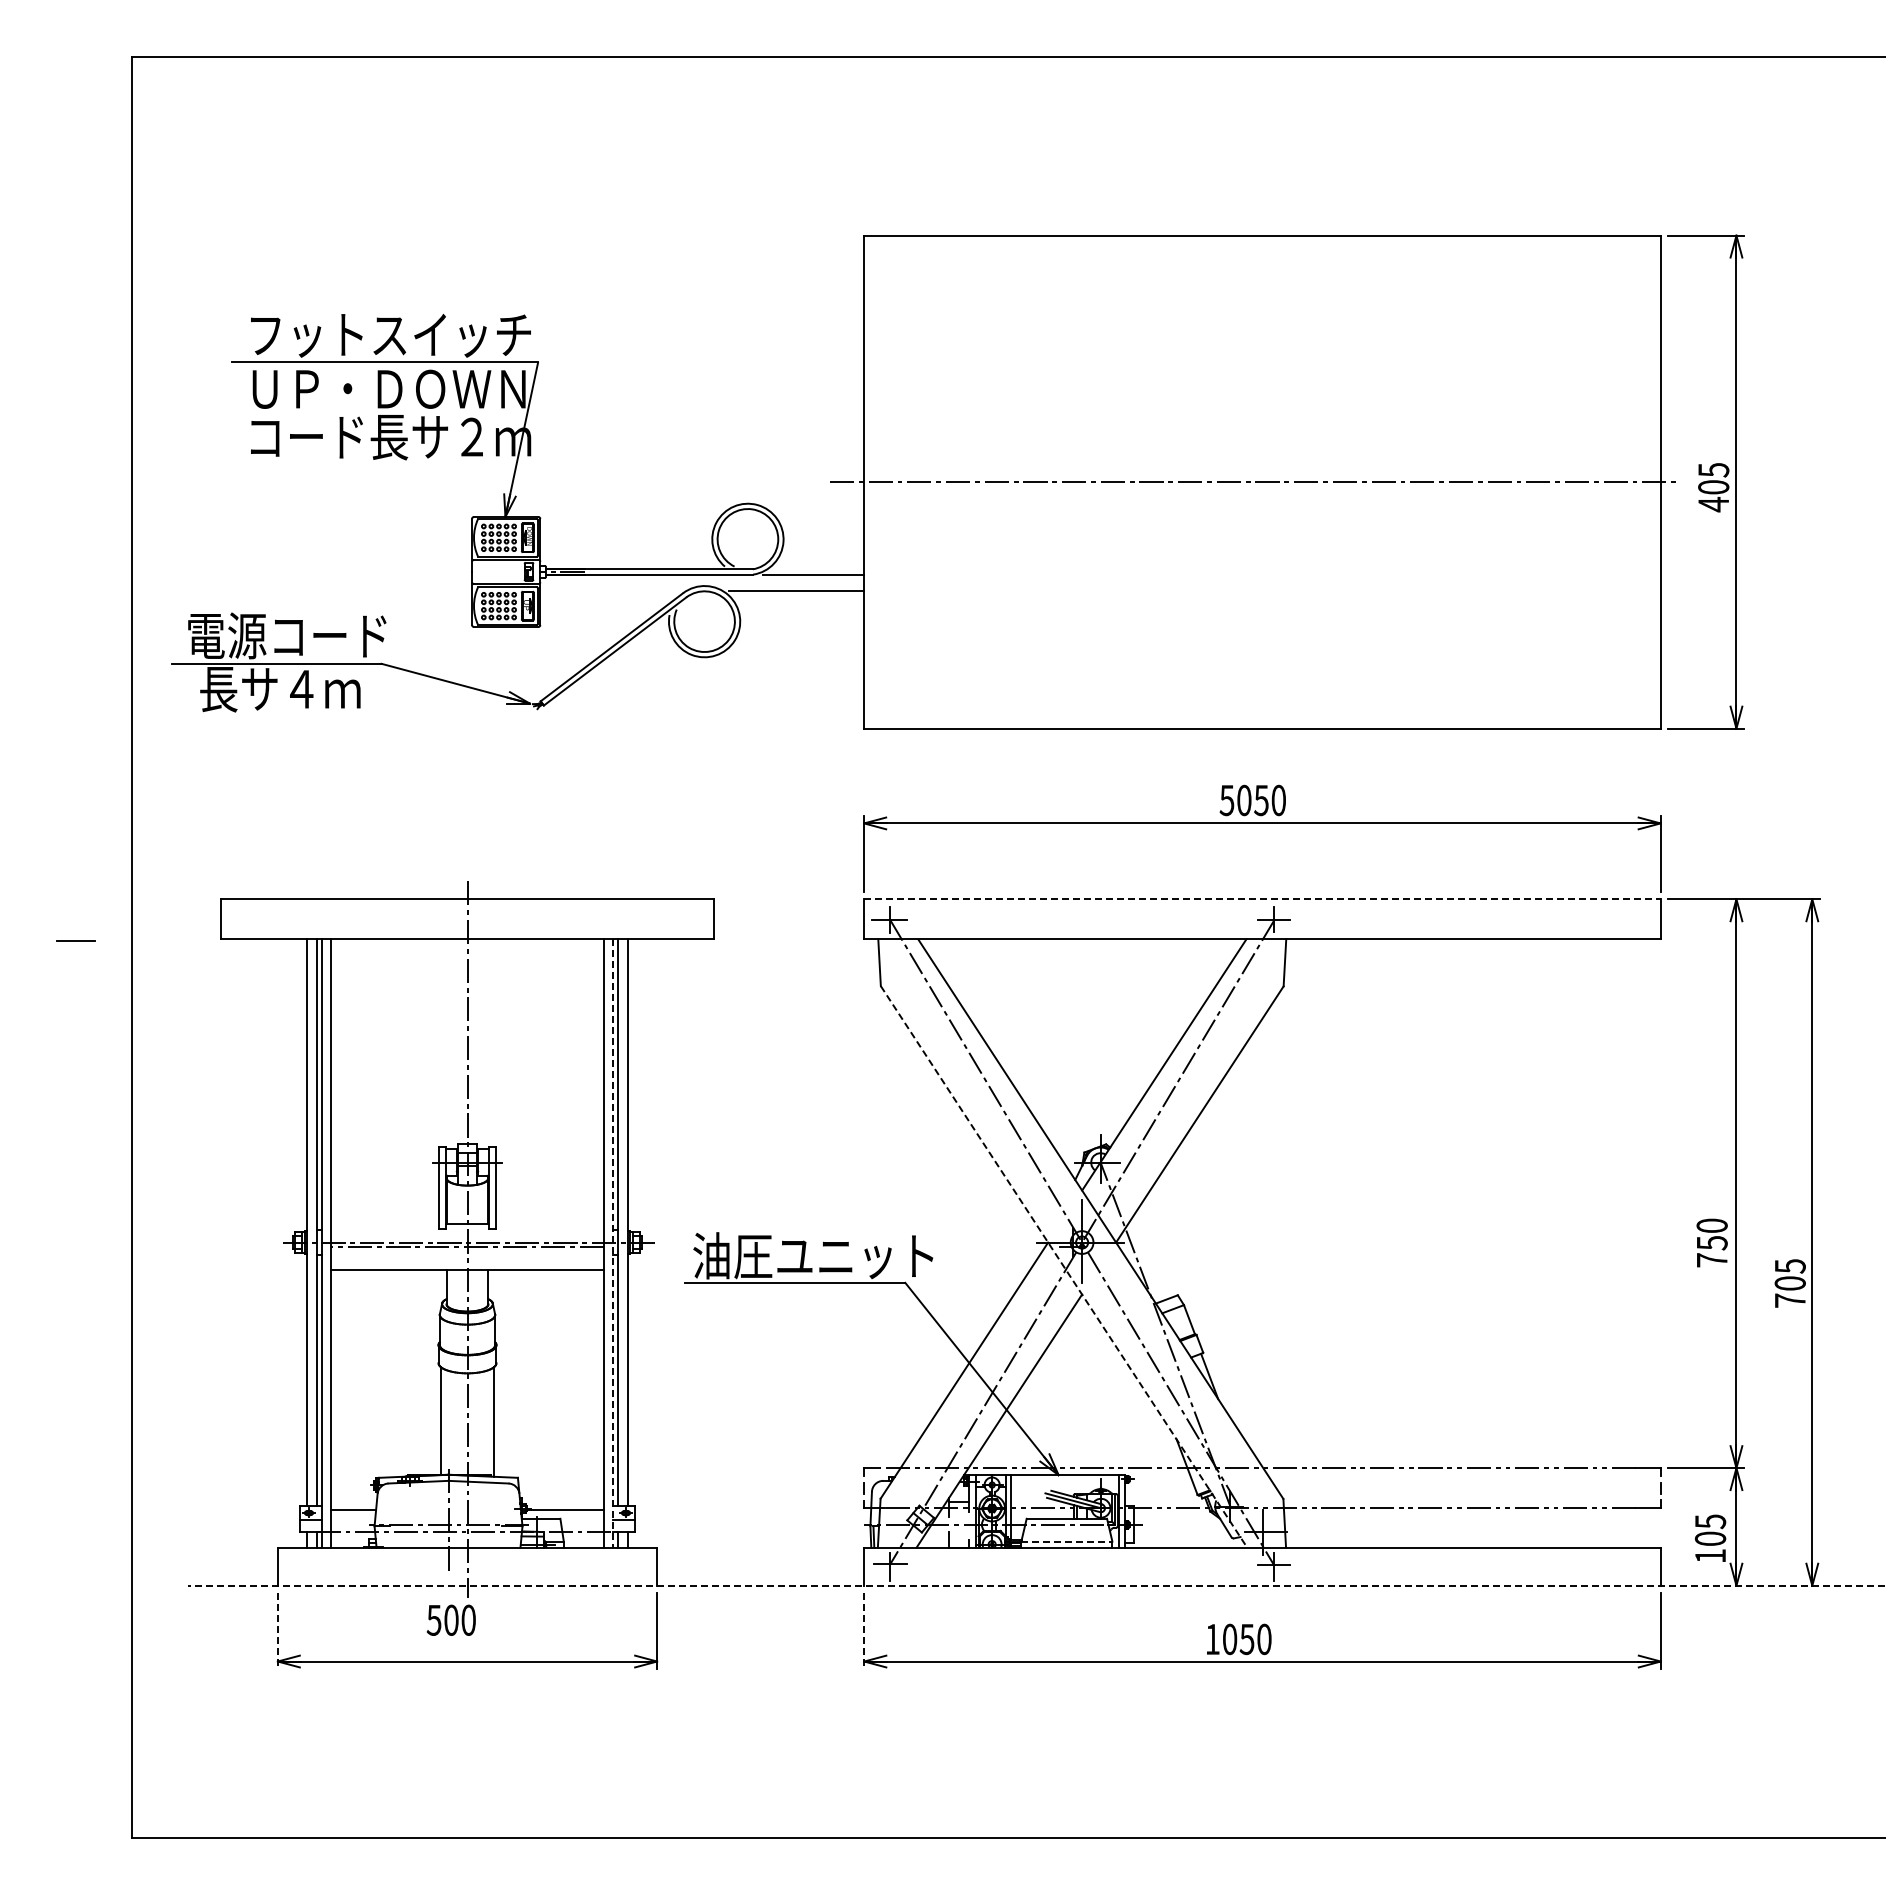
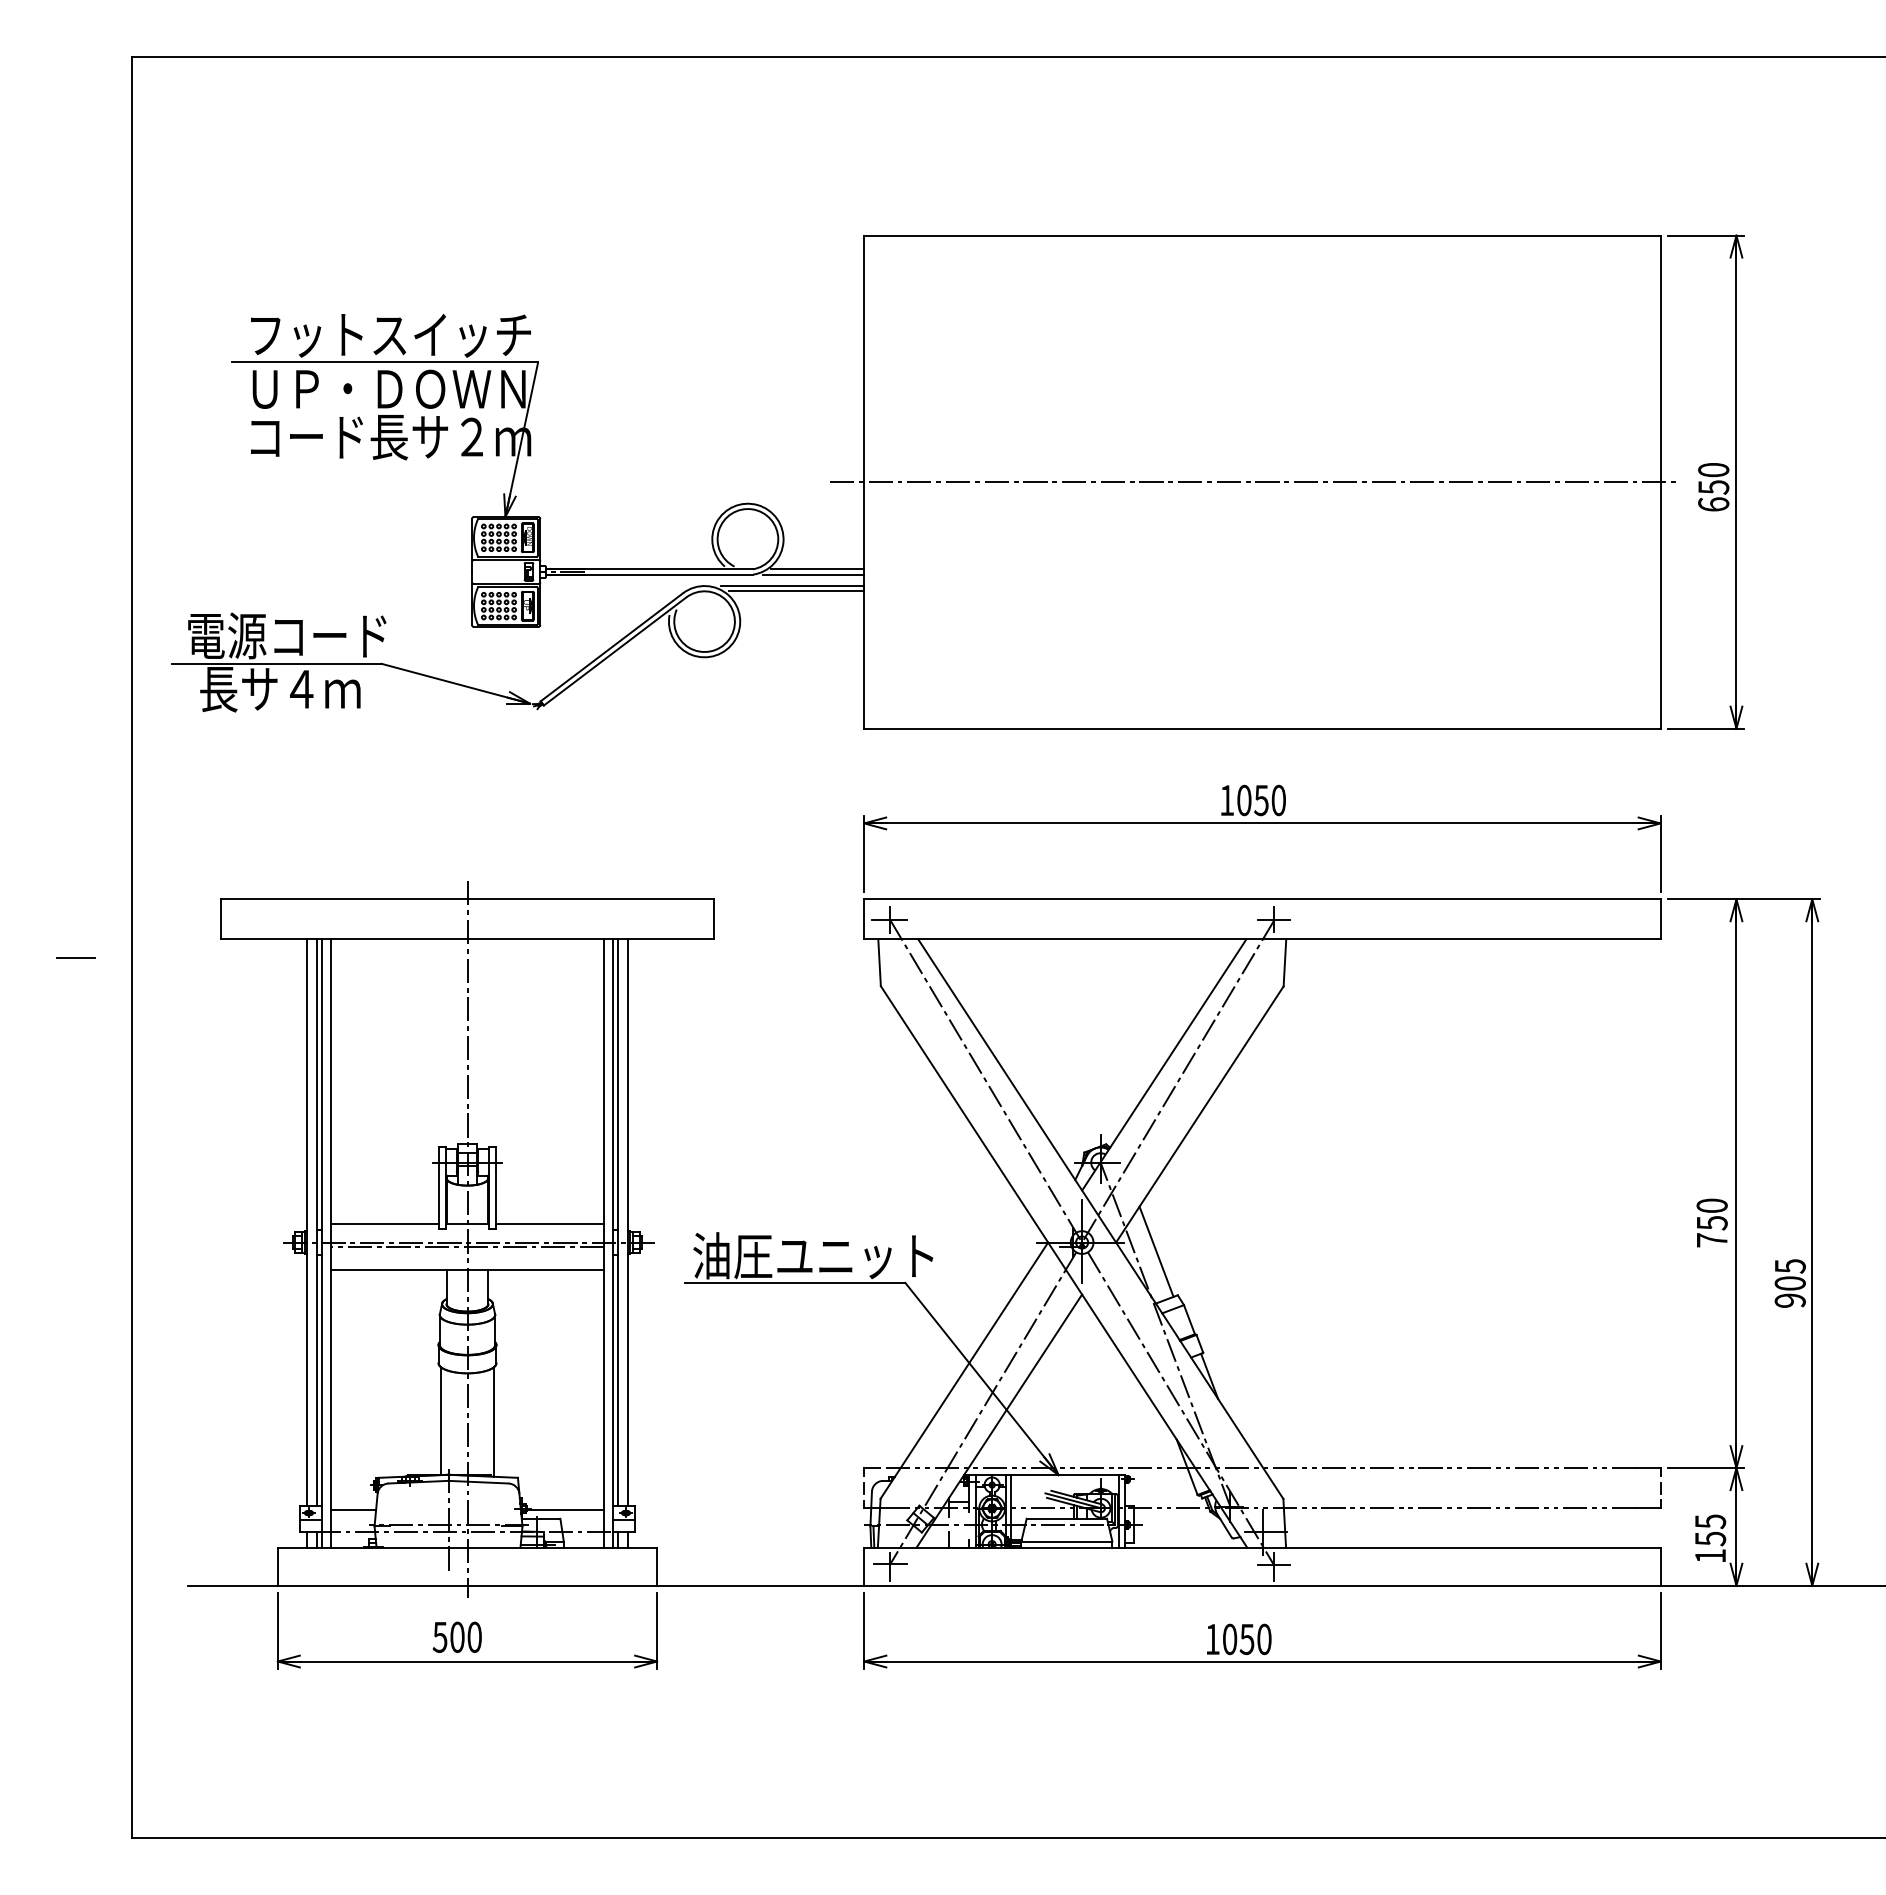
text: 405 -> 650 (1713, 487)
line: none -> present (817, 569)
line: none -> present (792, 586)
text: 5050 -> 1050 (1226, 800)
line: dashed -> solid (1262, 899)
line position: (75, 940) -> (75, 957) (75, 957)
line: none -> present (384, 1224)
line: none -> present (550, 1224)
text position: (1711, 1242) -> (1711, 1222) (1711, 1222)
line: dashed -> solid (613, 1244)
line: none -> present (1156, 1251)
line: dashed -> solid (1064, 1267)
text: 705 -> 905 (1789, 1300)
text: 105 -> 155 (1710, 1538)
line: dashed -> solid (1066, 1541)
line: dashed -> solid (1037, 1585)
text position: (450, 1619) -> (456, 1636) (456, 1636)
line: dashed -> solid (277, 1631)
line: dashed -> solid (864, 1631)
